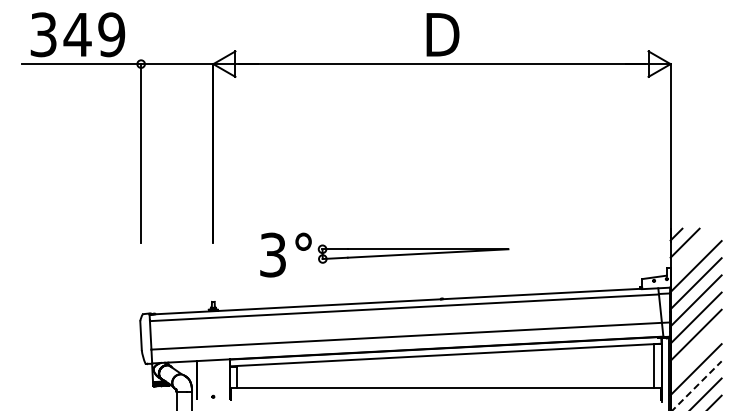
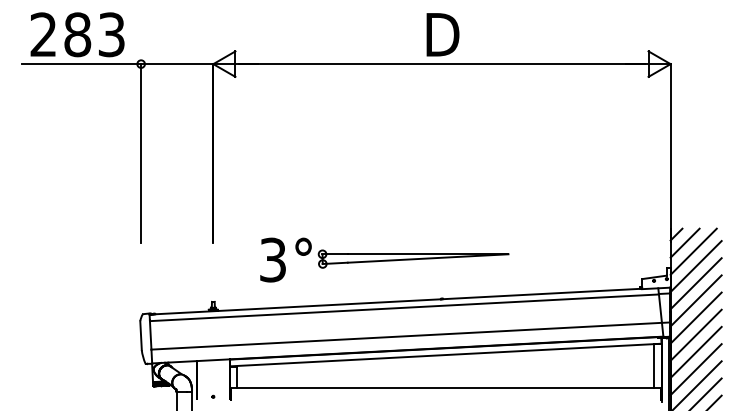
text: 349 -> 283 (77, 34)
line: none -> present (693, 251)
part position: (384, 254) -> (384, 259) (384, 259)
line: none -> present (695, 351)
line: dashed -> solid (697, 385)
